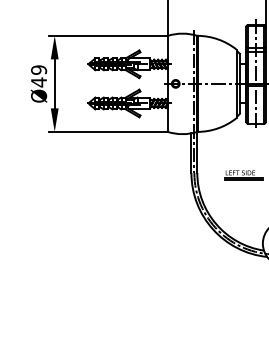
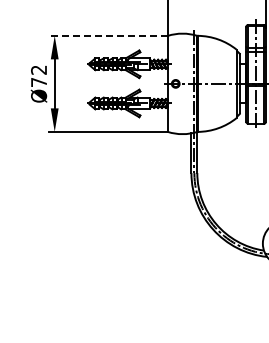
line: solid -> dashed (108, 35)
text: Ø49 -> Ø72 (39, 76)
part: present -> none (243, 175)
